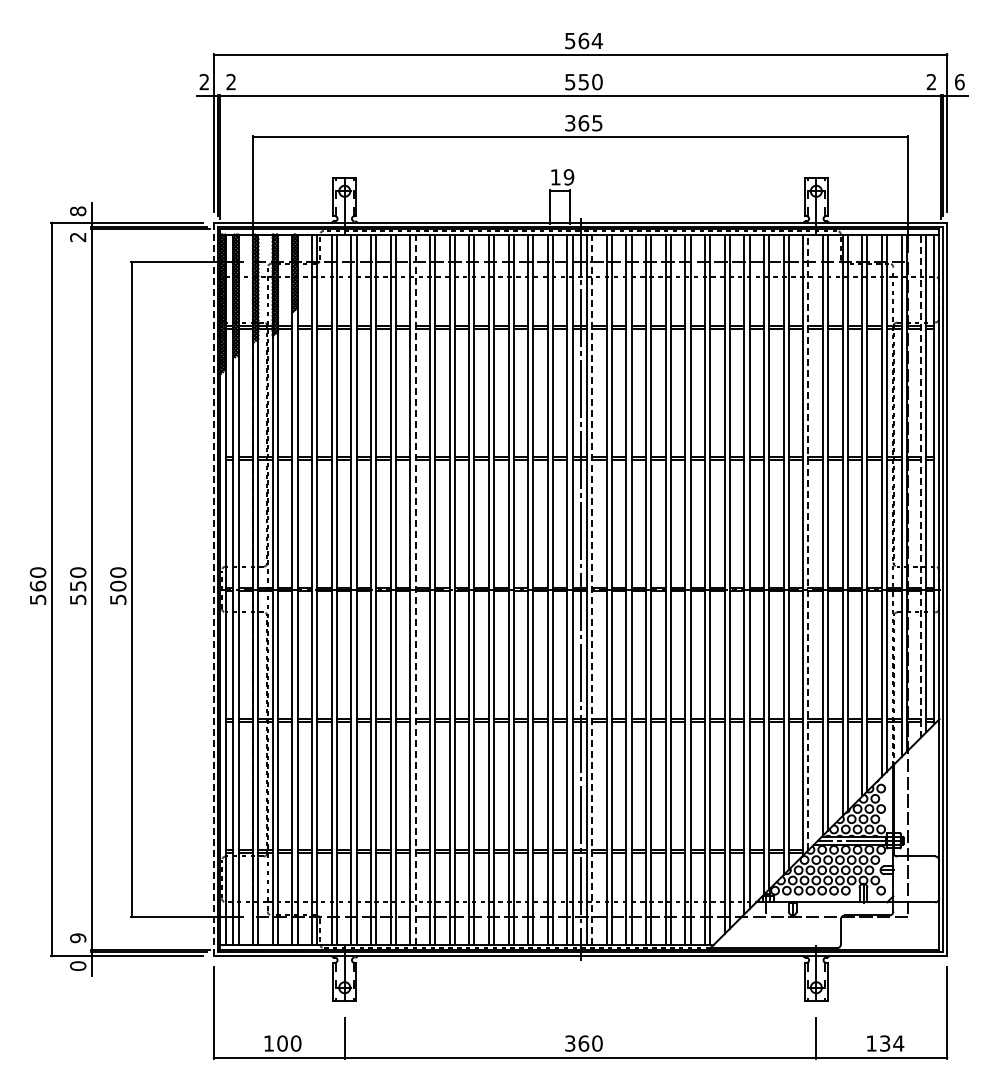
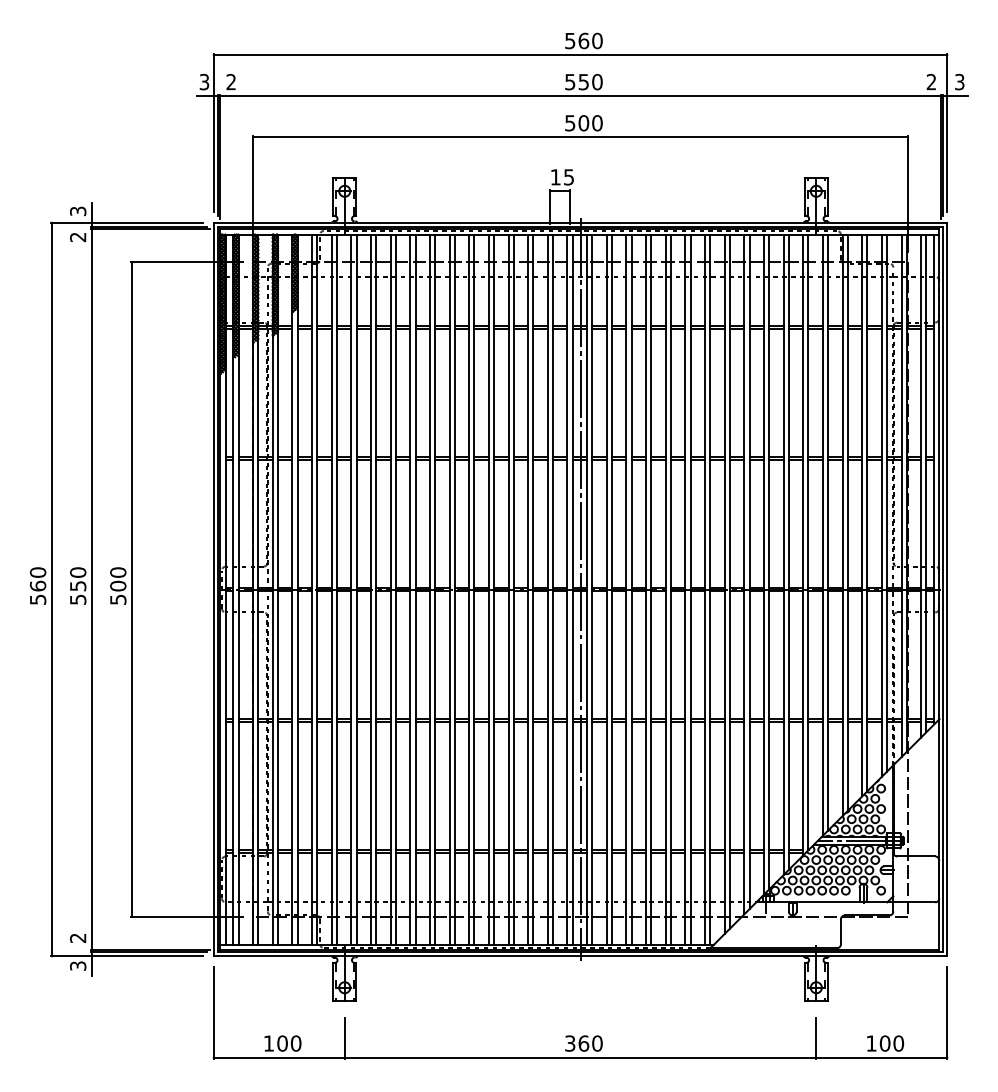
text: 564 -> 560 (596, 40)
text: 6 -> 3 (959, 81)
text: 2 -> 3 (204, 82)
text: 365 -> 500 (583, 123)
text: 19 -> 15 (568, 177)
text: 8 -> 3 (78, 211)
line: dashed -> solid (921, 486)
line: dashed -> solid (808, 542)
line: dashed -> solid (213, 589)
line: dashed -> solid (415, 589)
line: dashed -> solid (592, 589)
text: 9 -> 2 (78, 938)
text: 0 -> 3 (78, 965)
text: 134 -> 100 (891, 1043)
